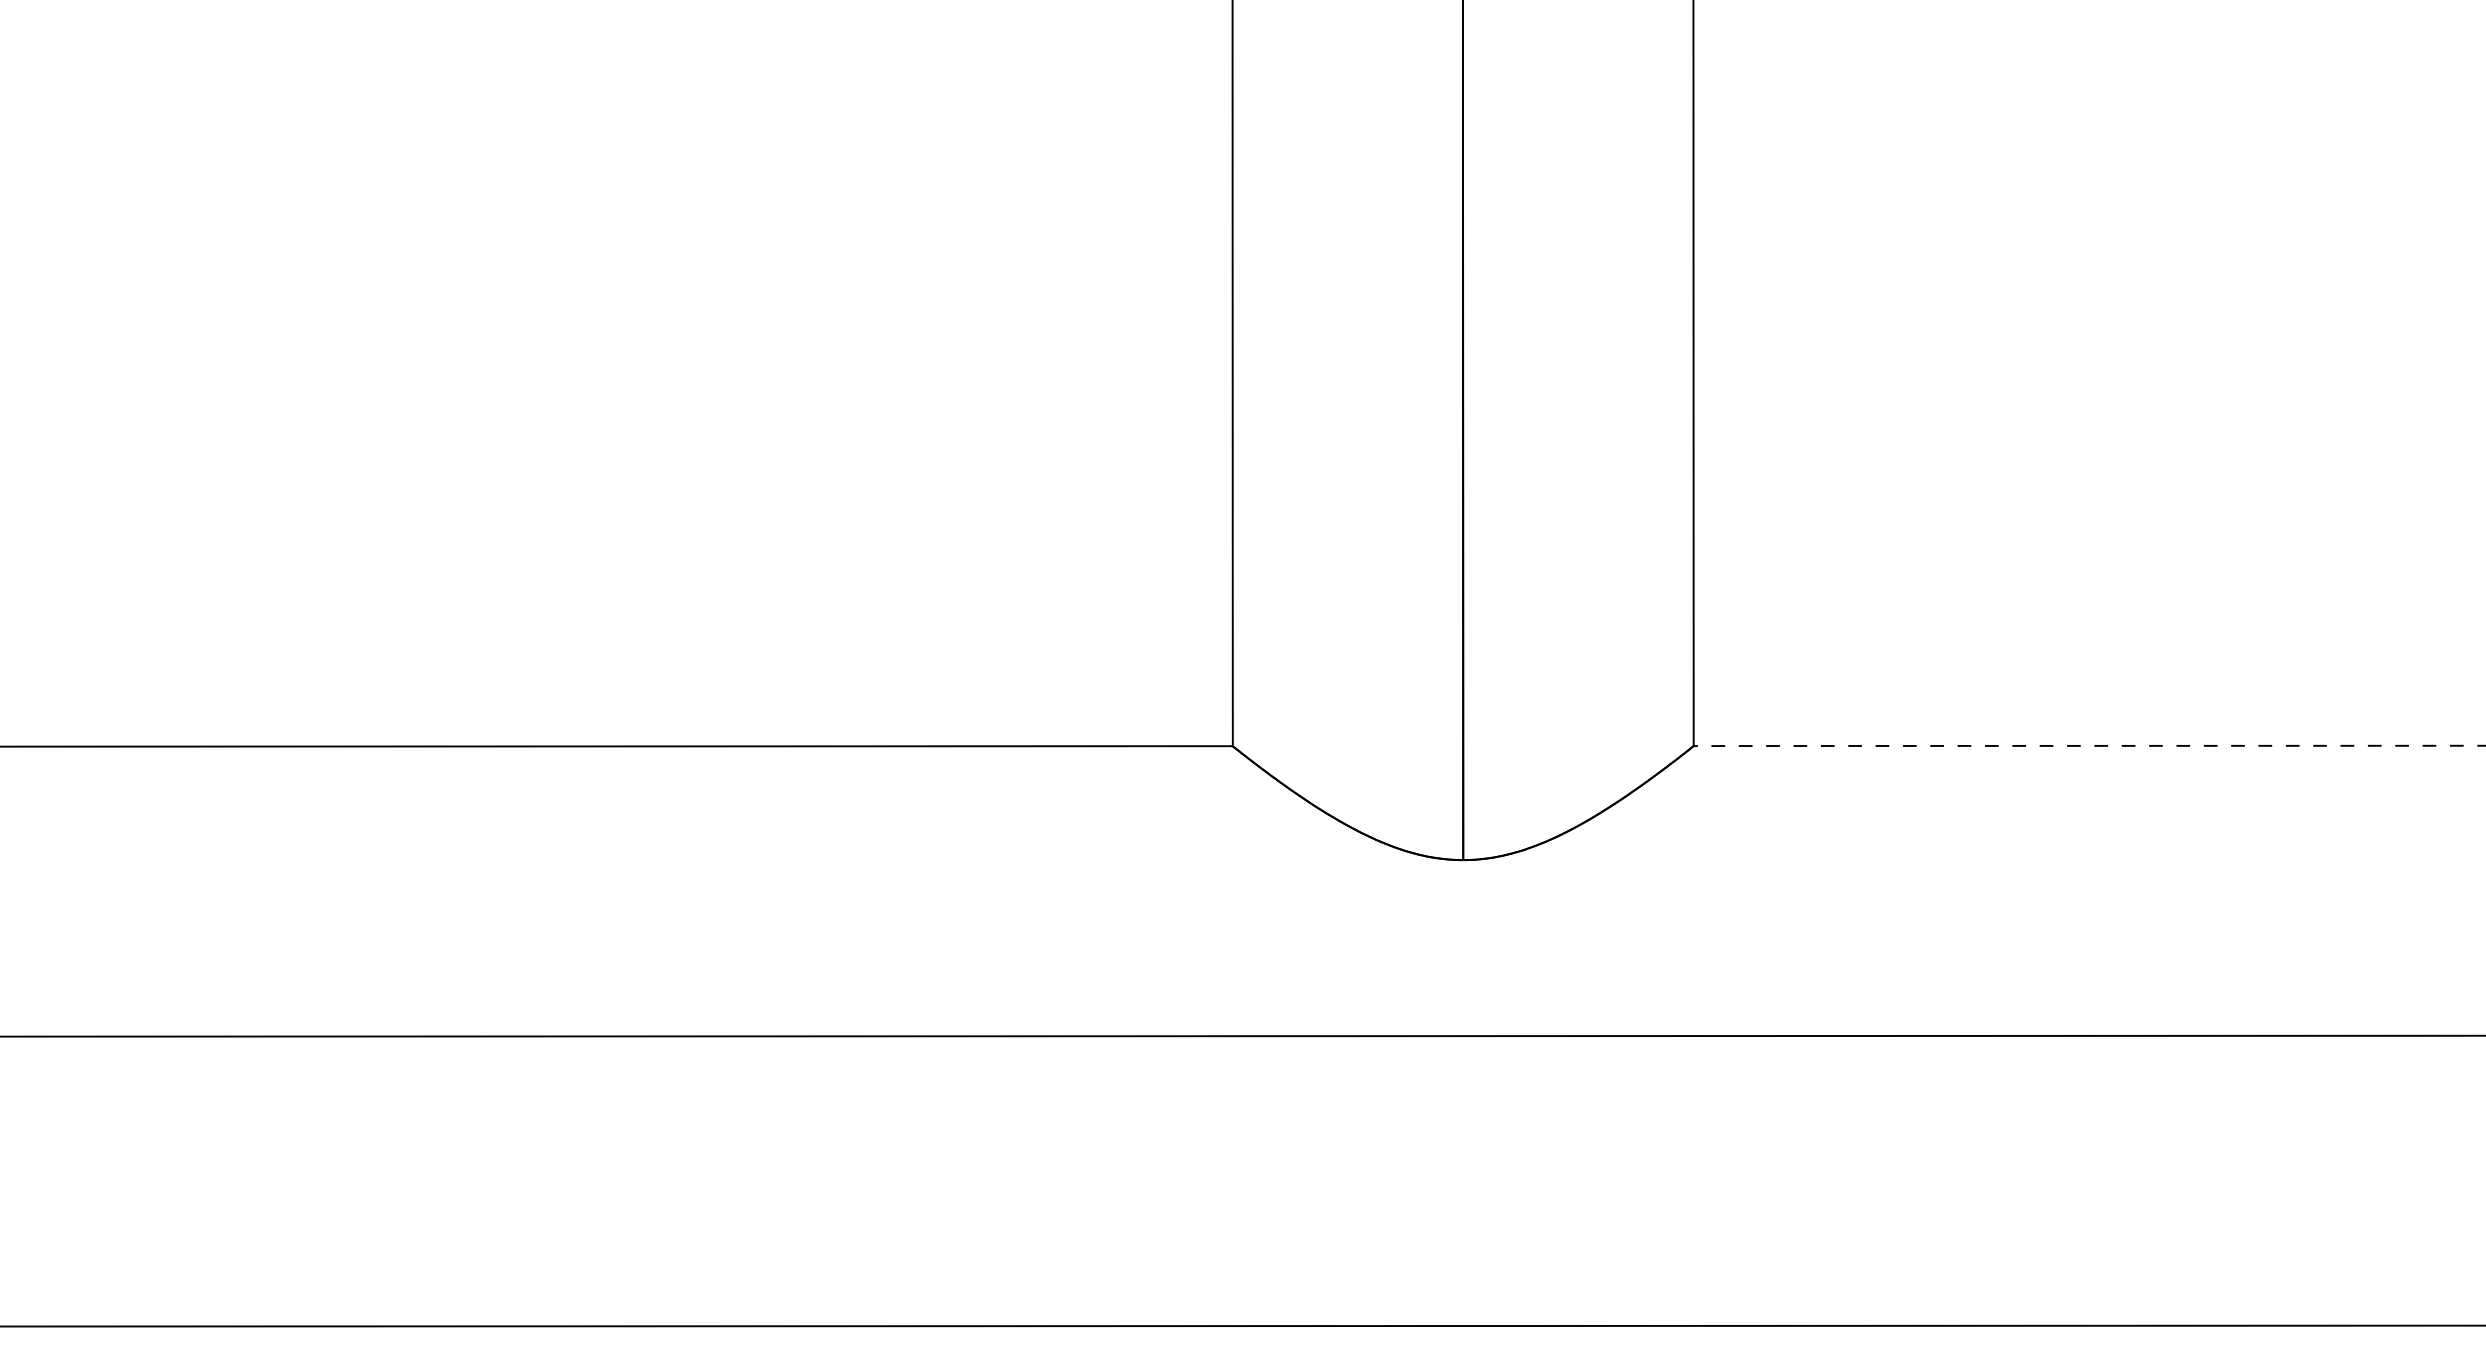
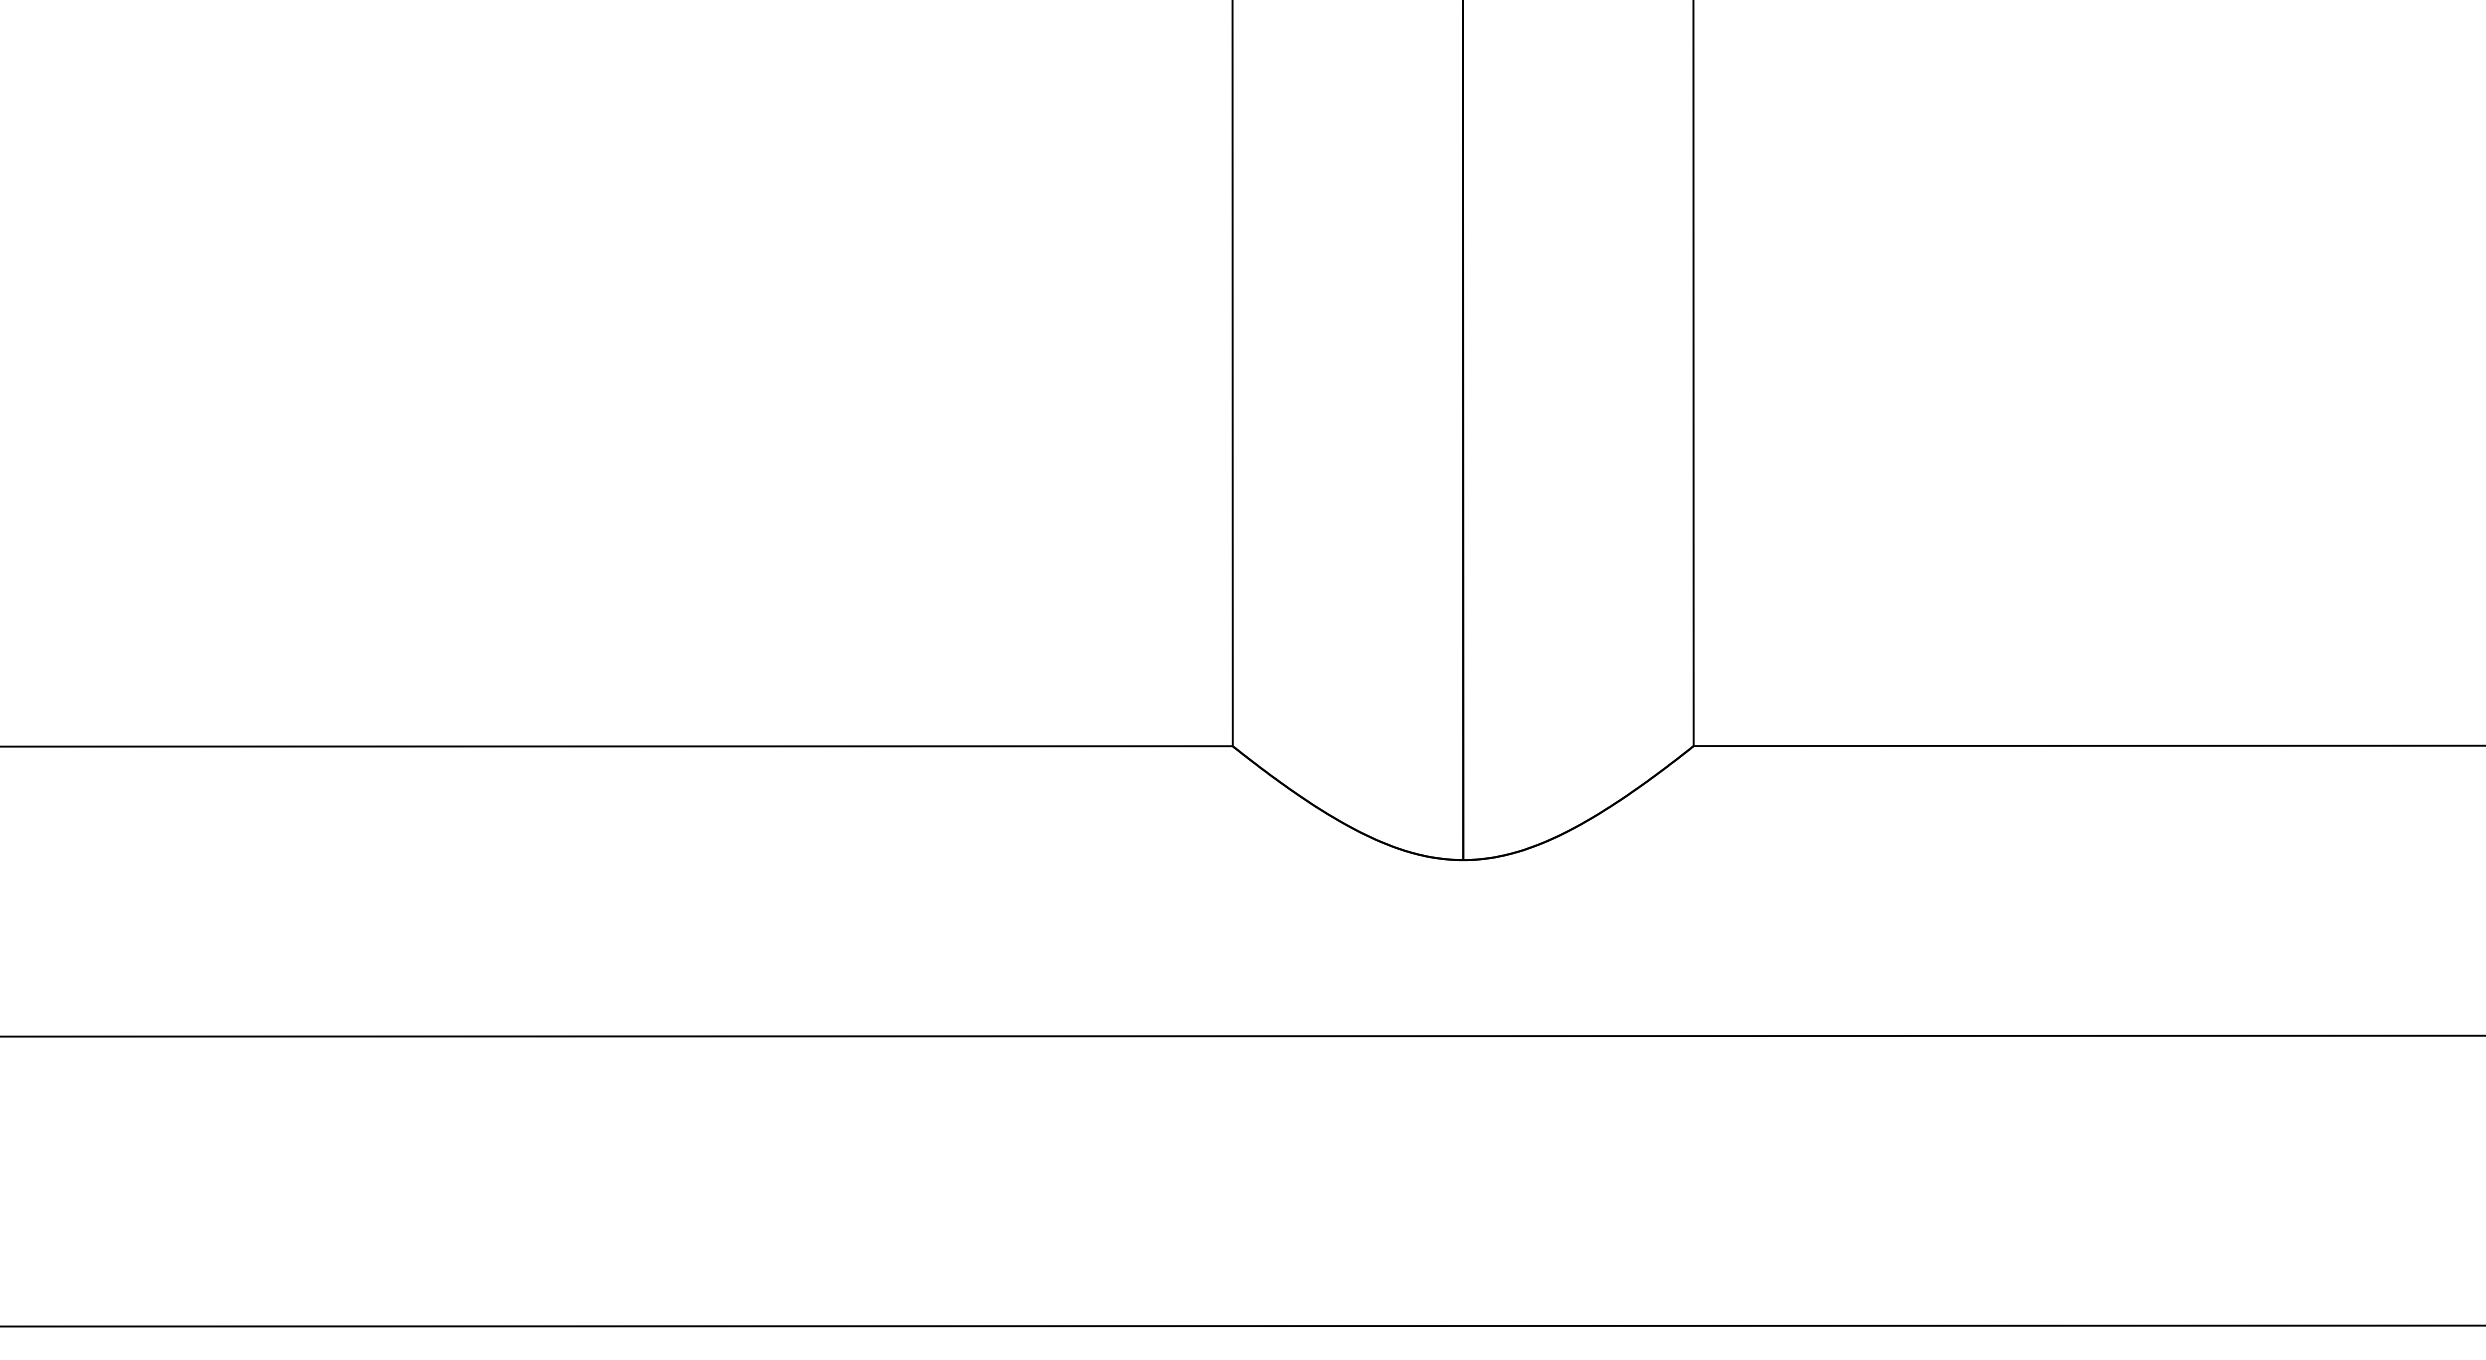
line: dashed -> solid (2089, 745)
